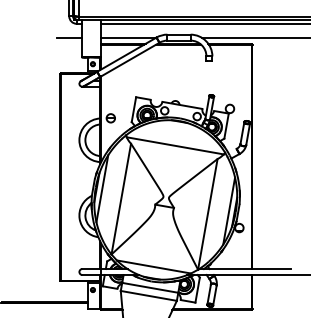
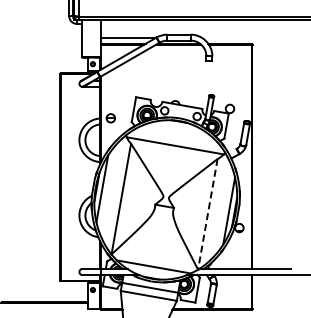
line: present -> none (204, 23)
line: present -> none (69, 37)
line: present -> none (254, 37)
line: solid -> dashed (207, 214)
